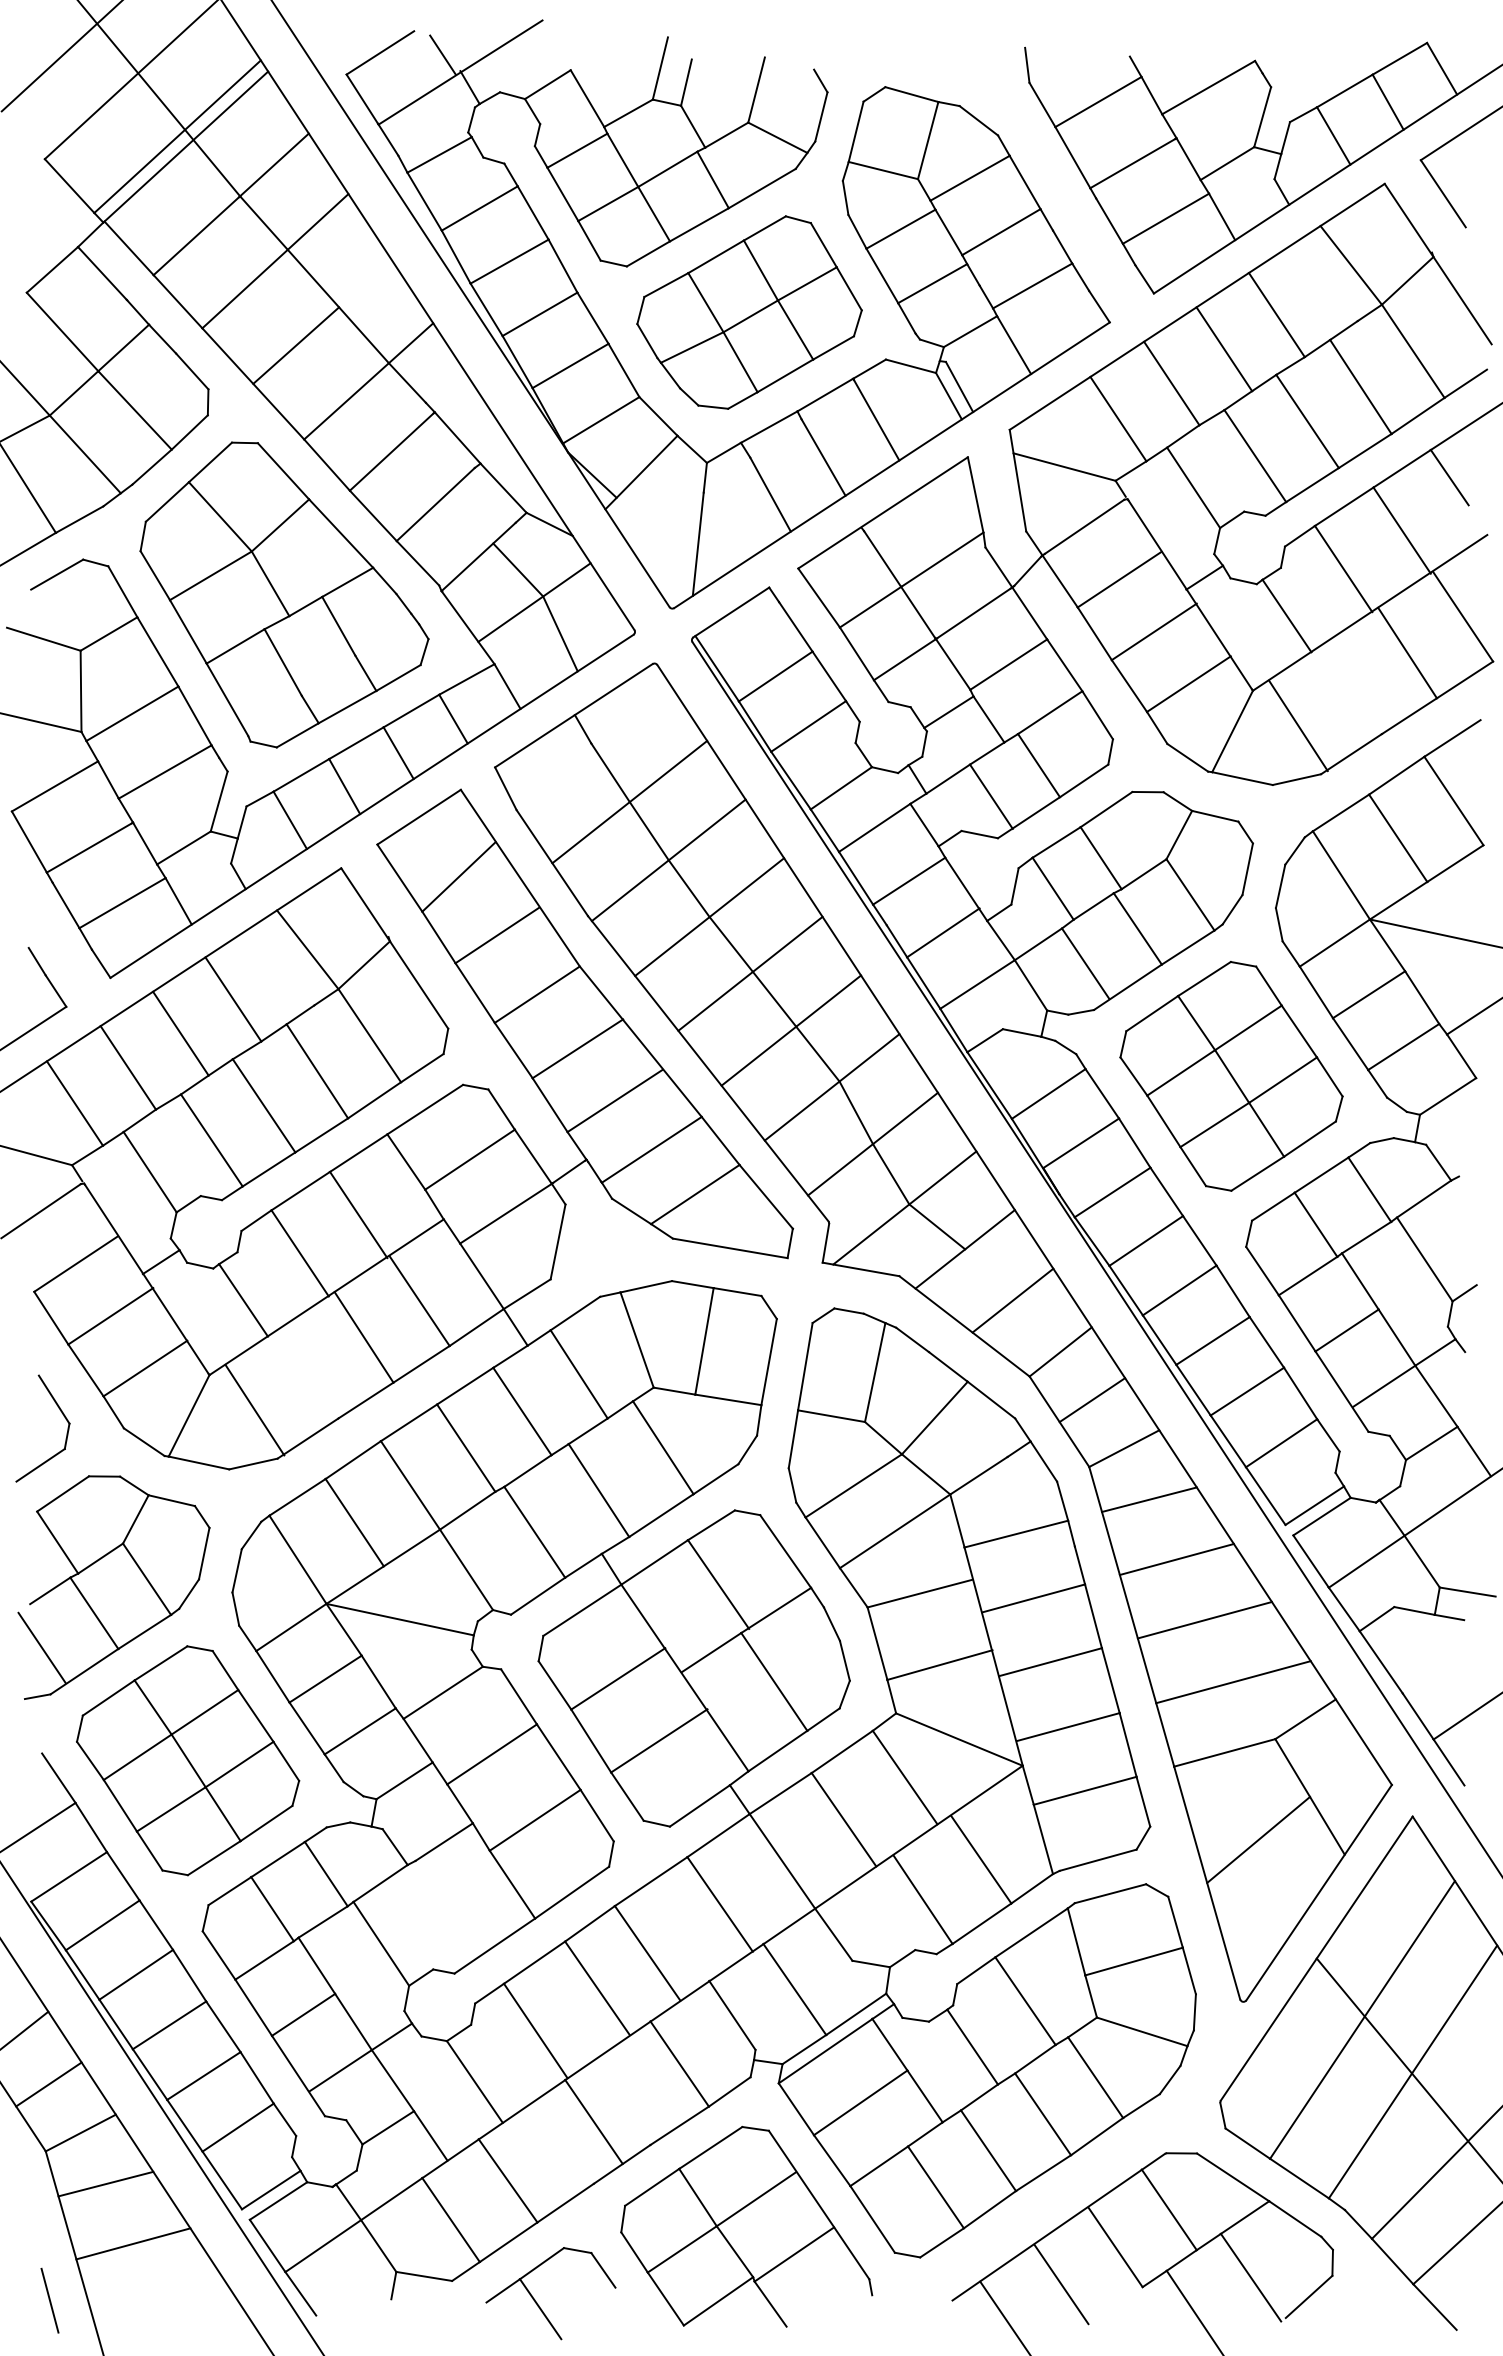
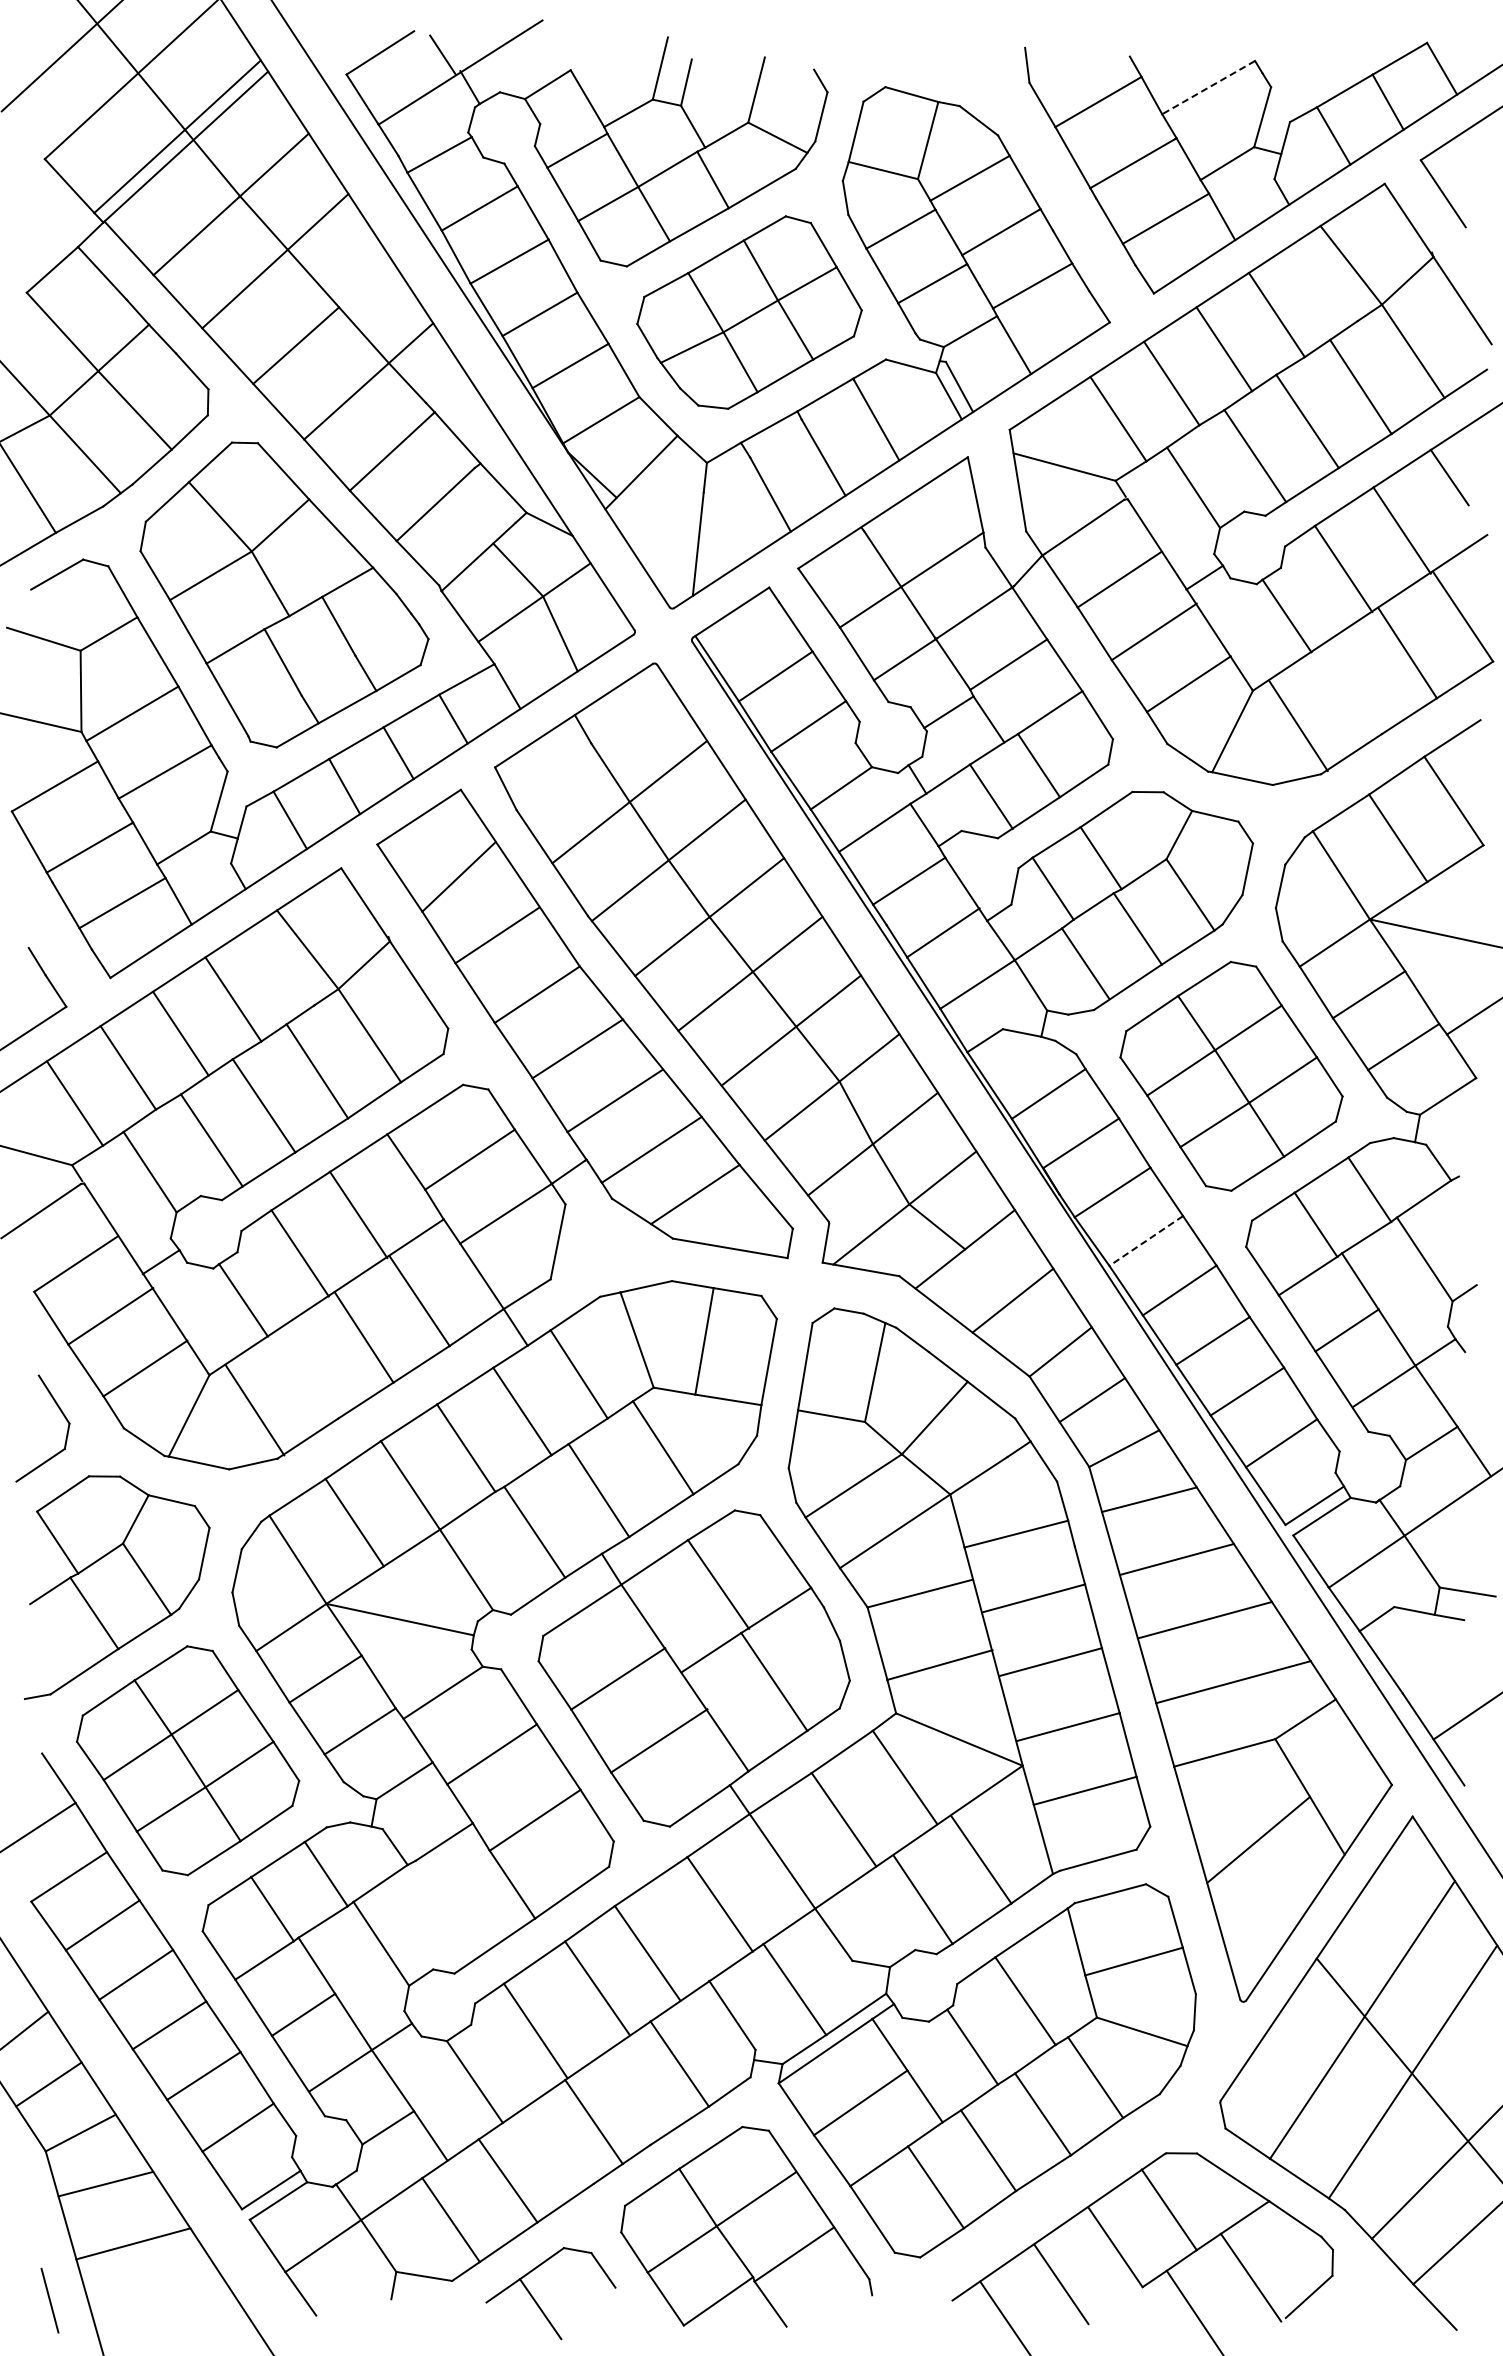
line: solid -> dashed (1208, 87)
line: solid -> dashed (1145, 1241)
line: present -> none (41, 1647)
line: present -> none (161, 2108)
